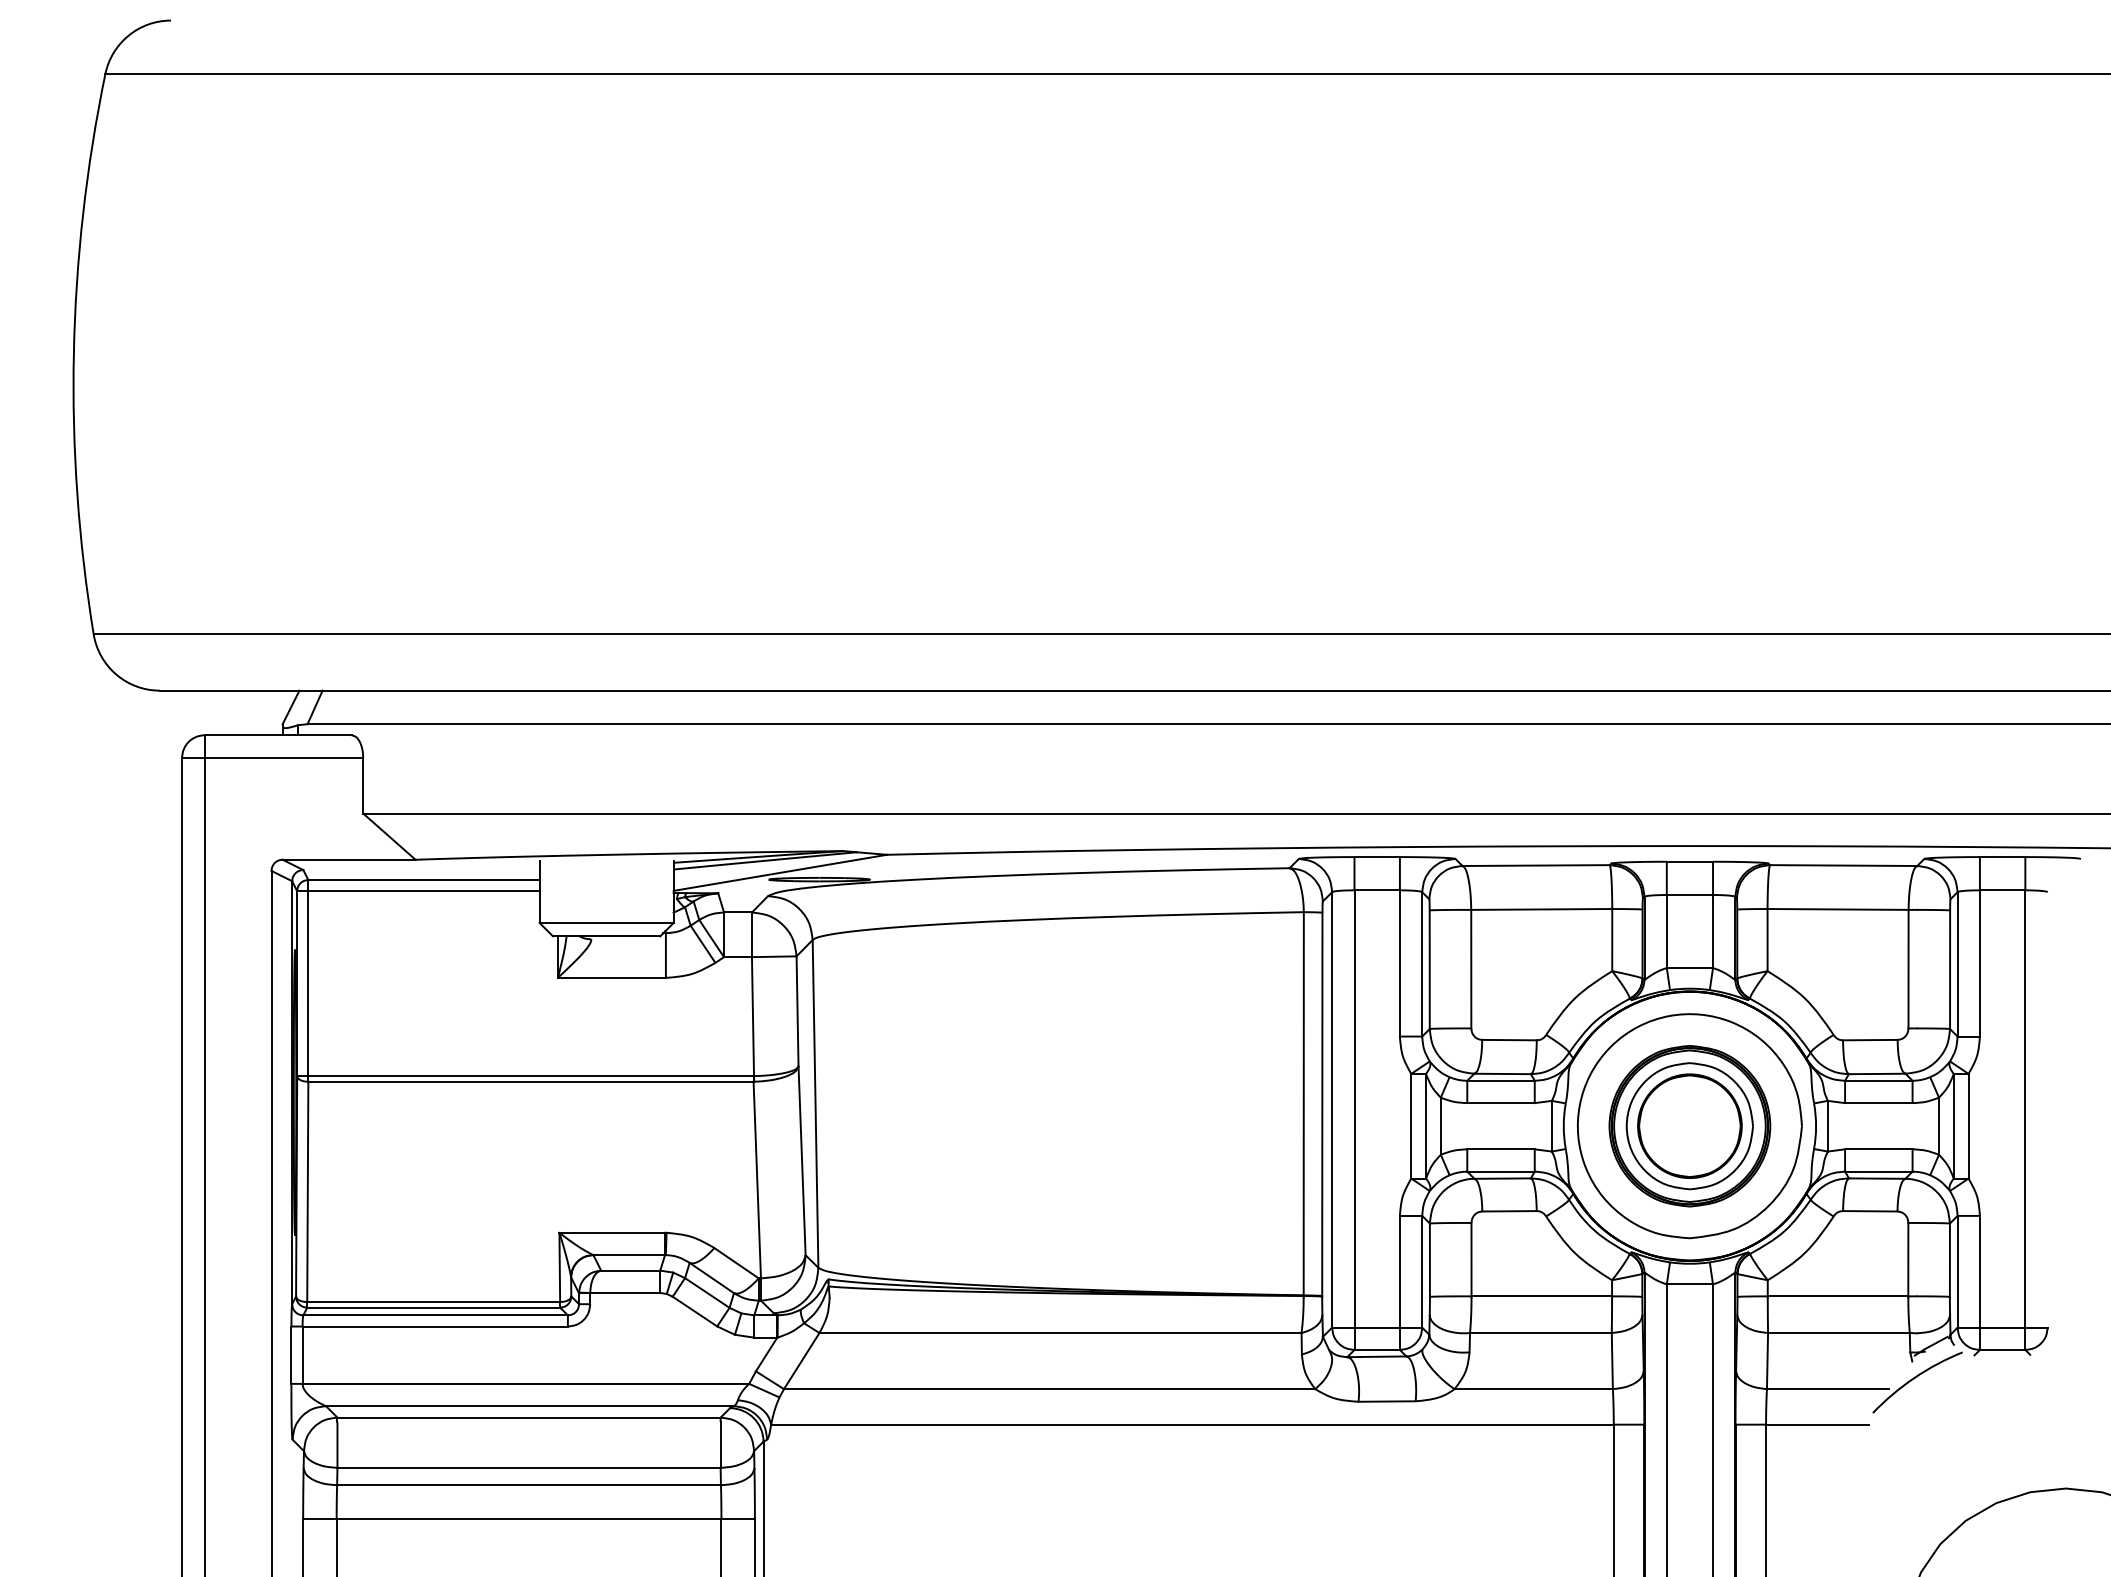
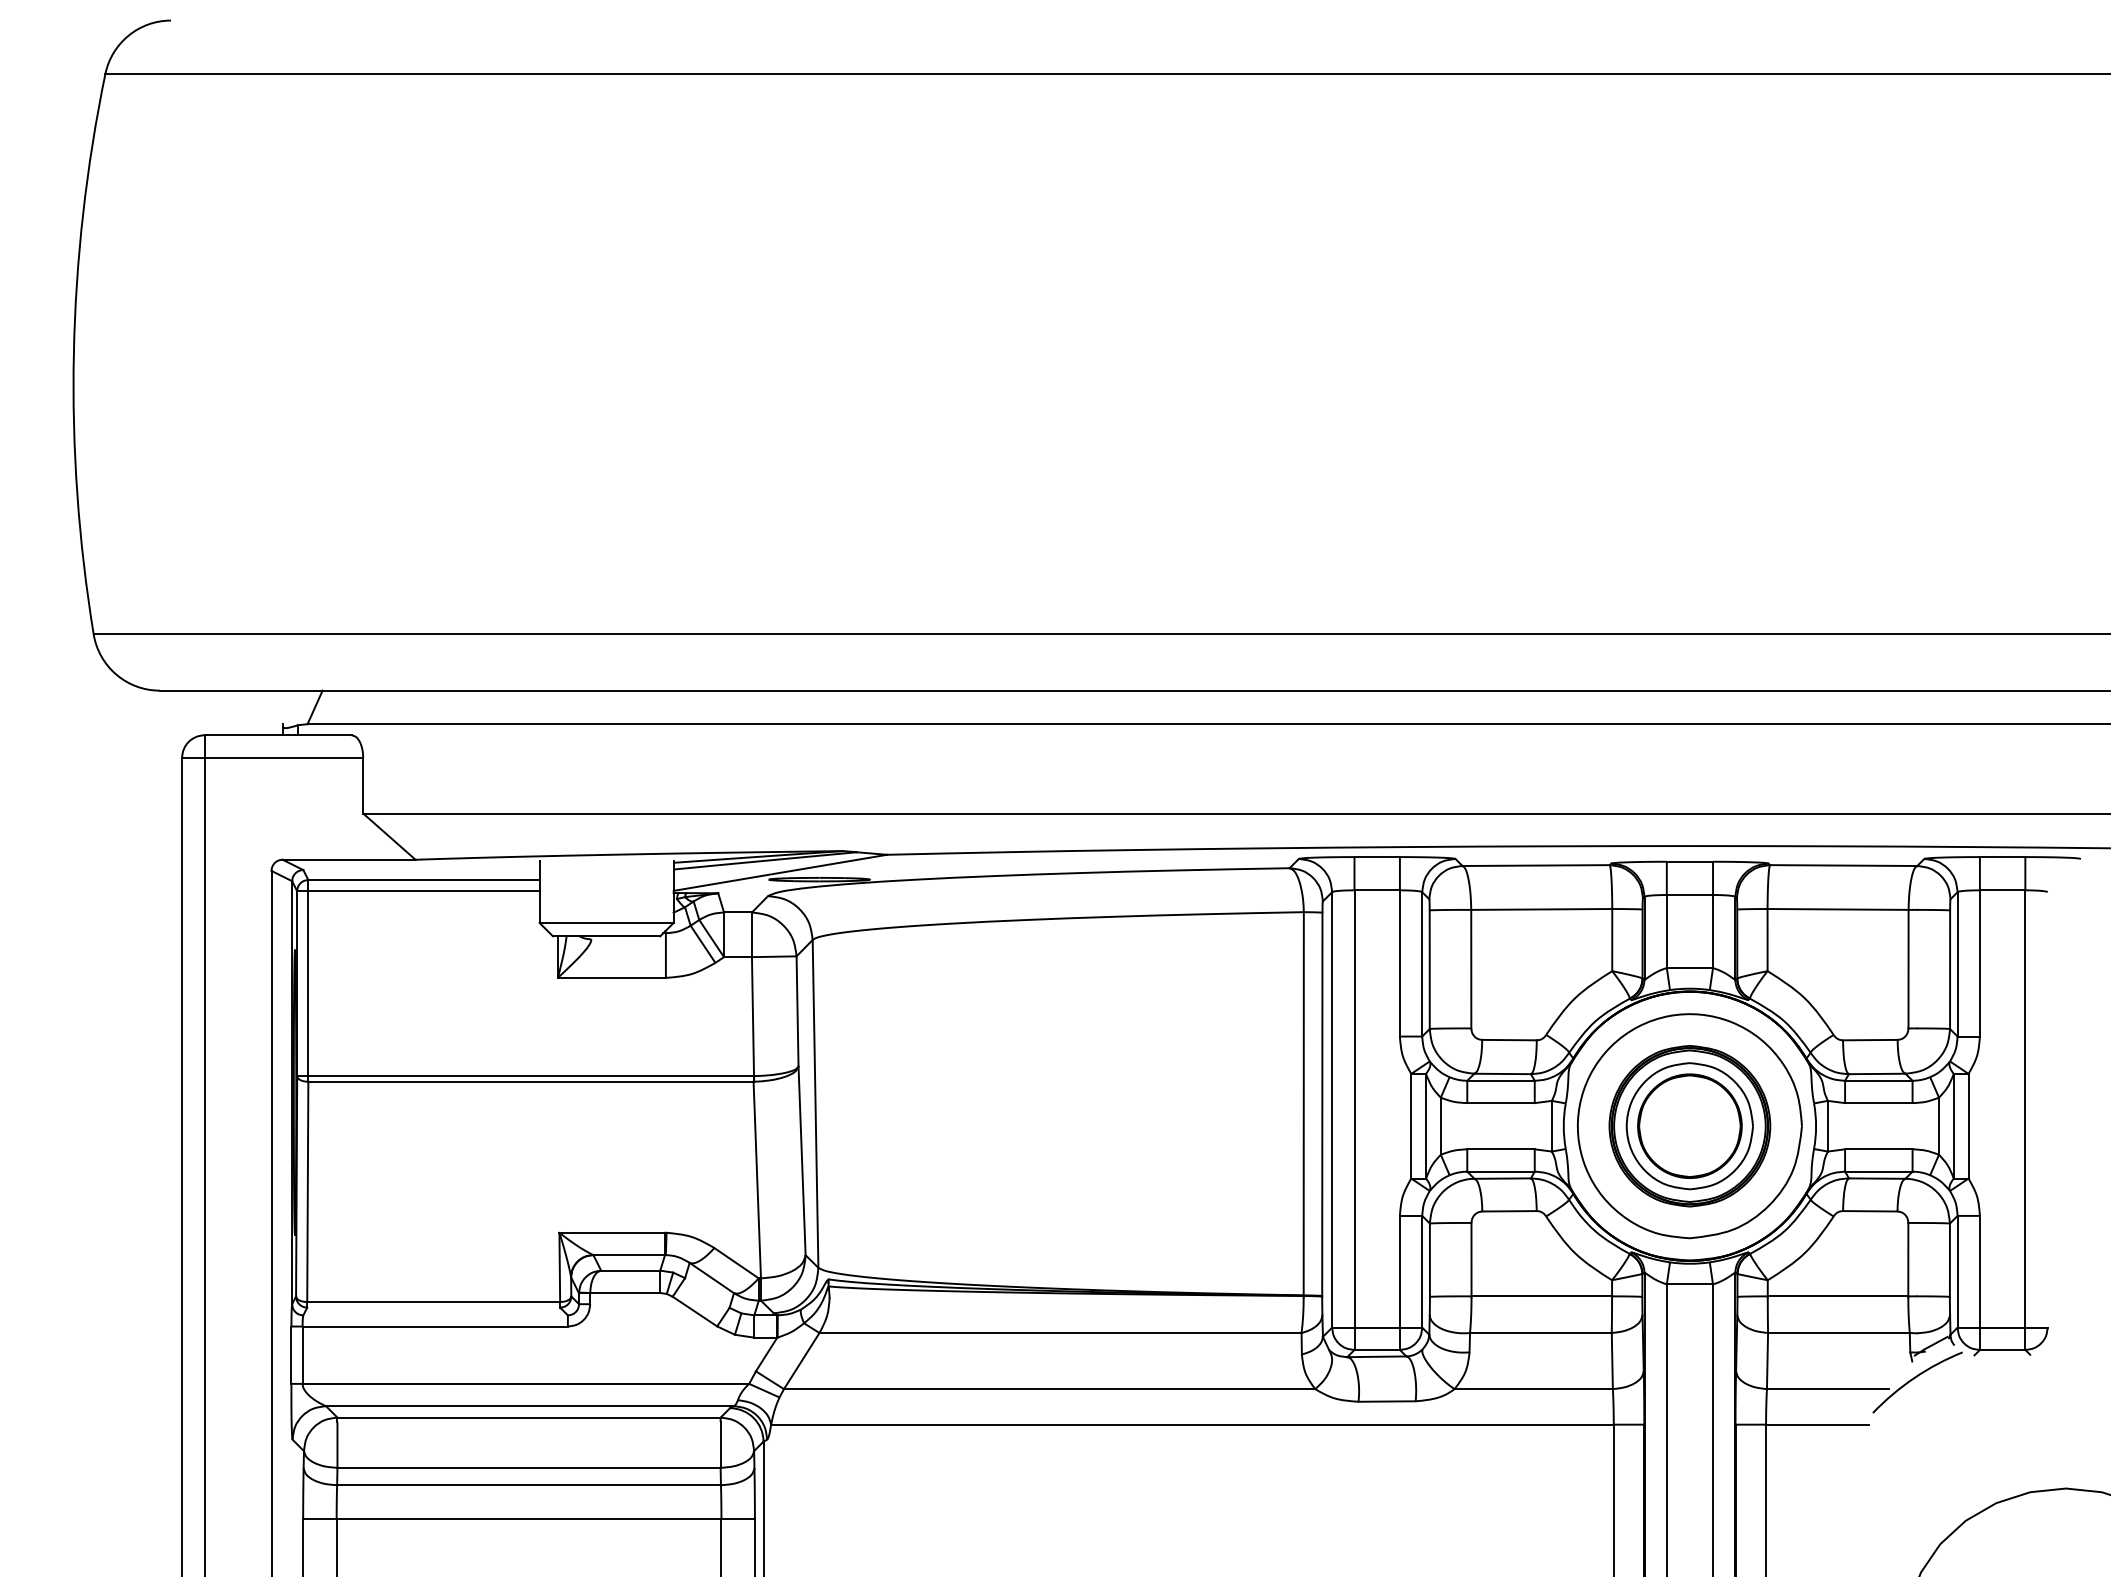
line: present -> none (290, 707)
line: present -> none (707, 1292)
line: present -> none (433, 1307)
line: present -> none (435, 1315)
